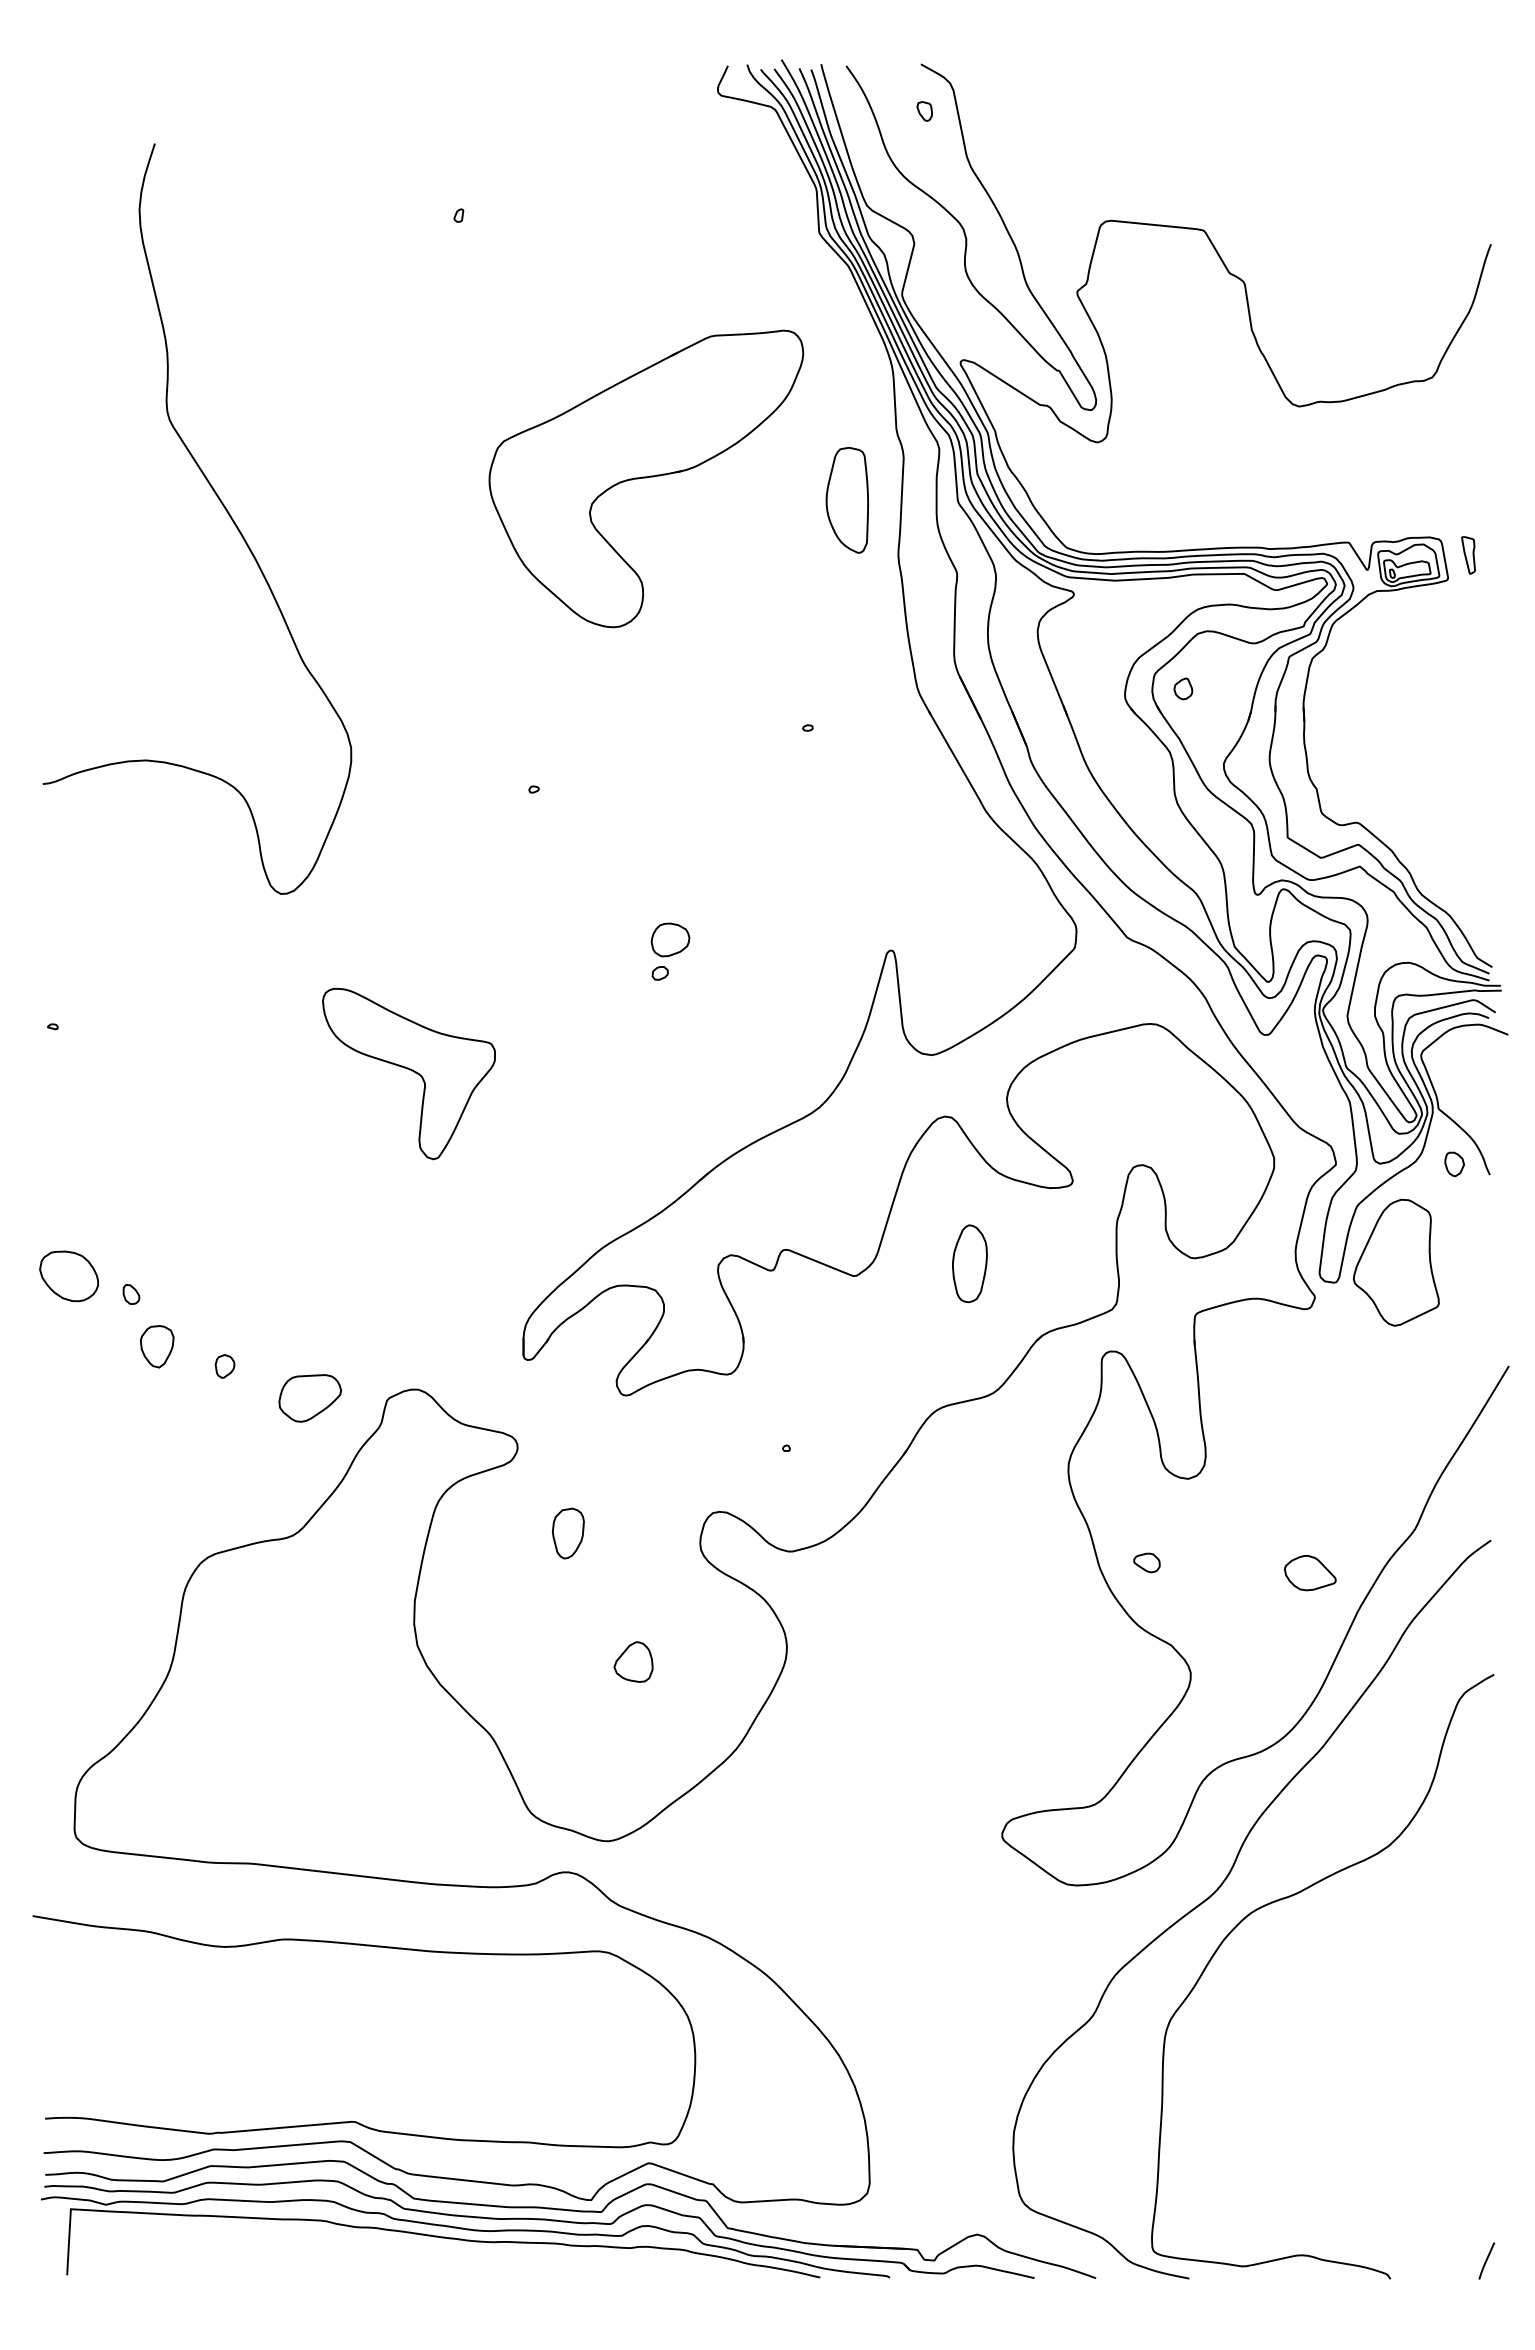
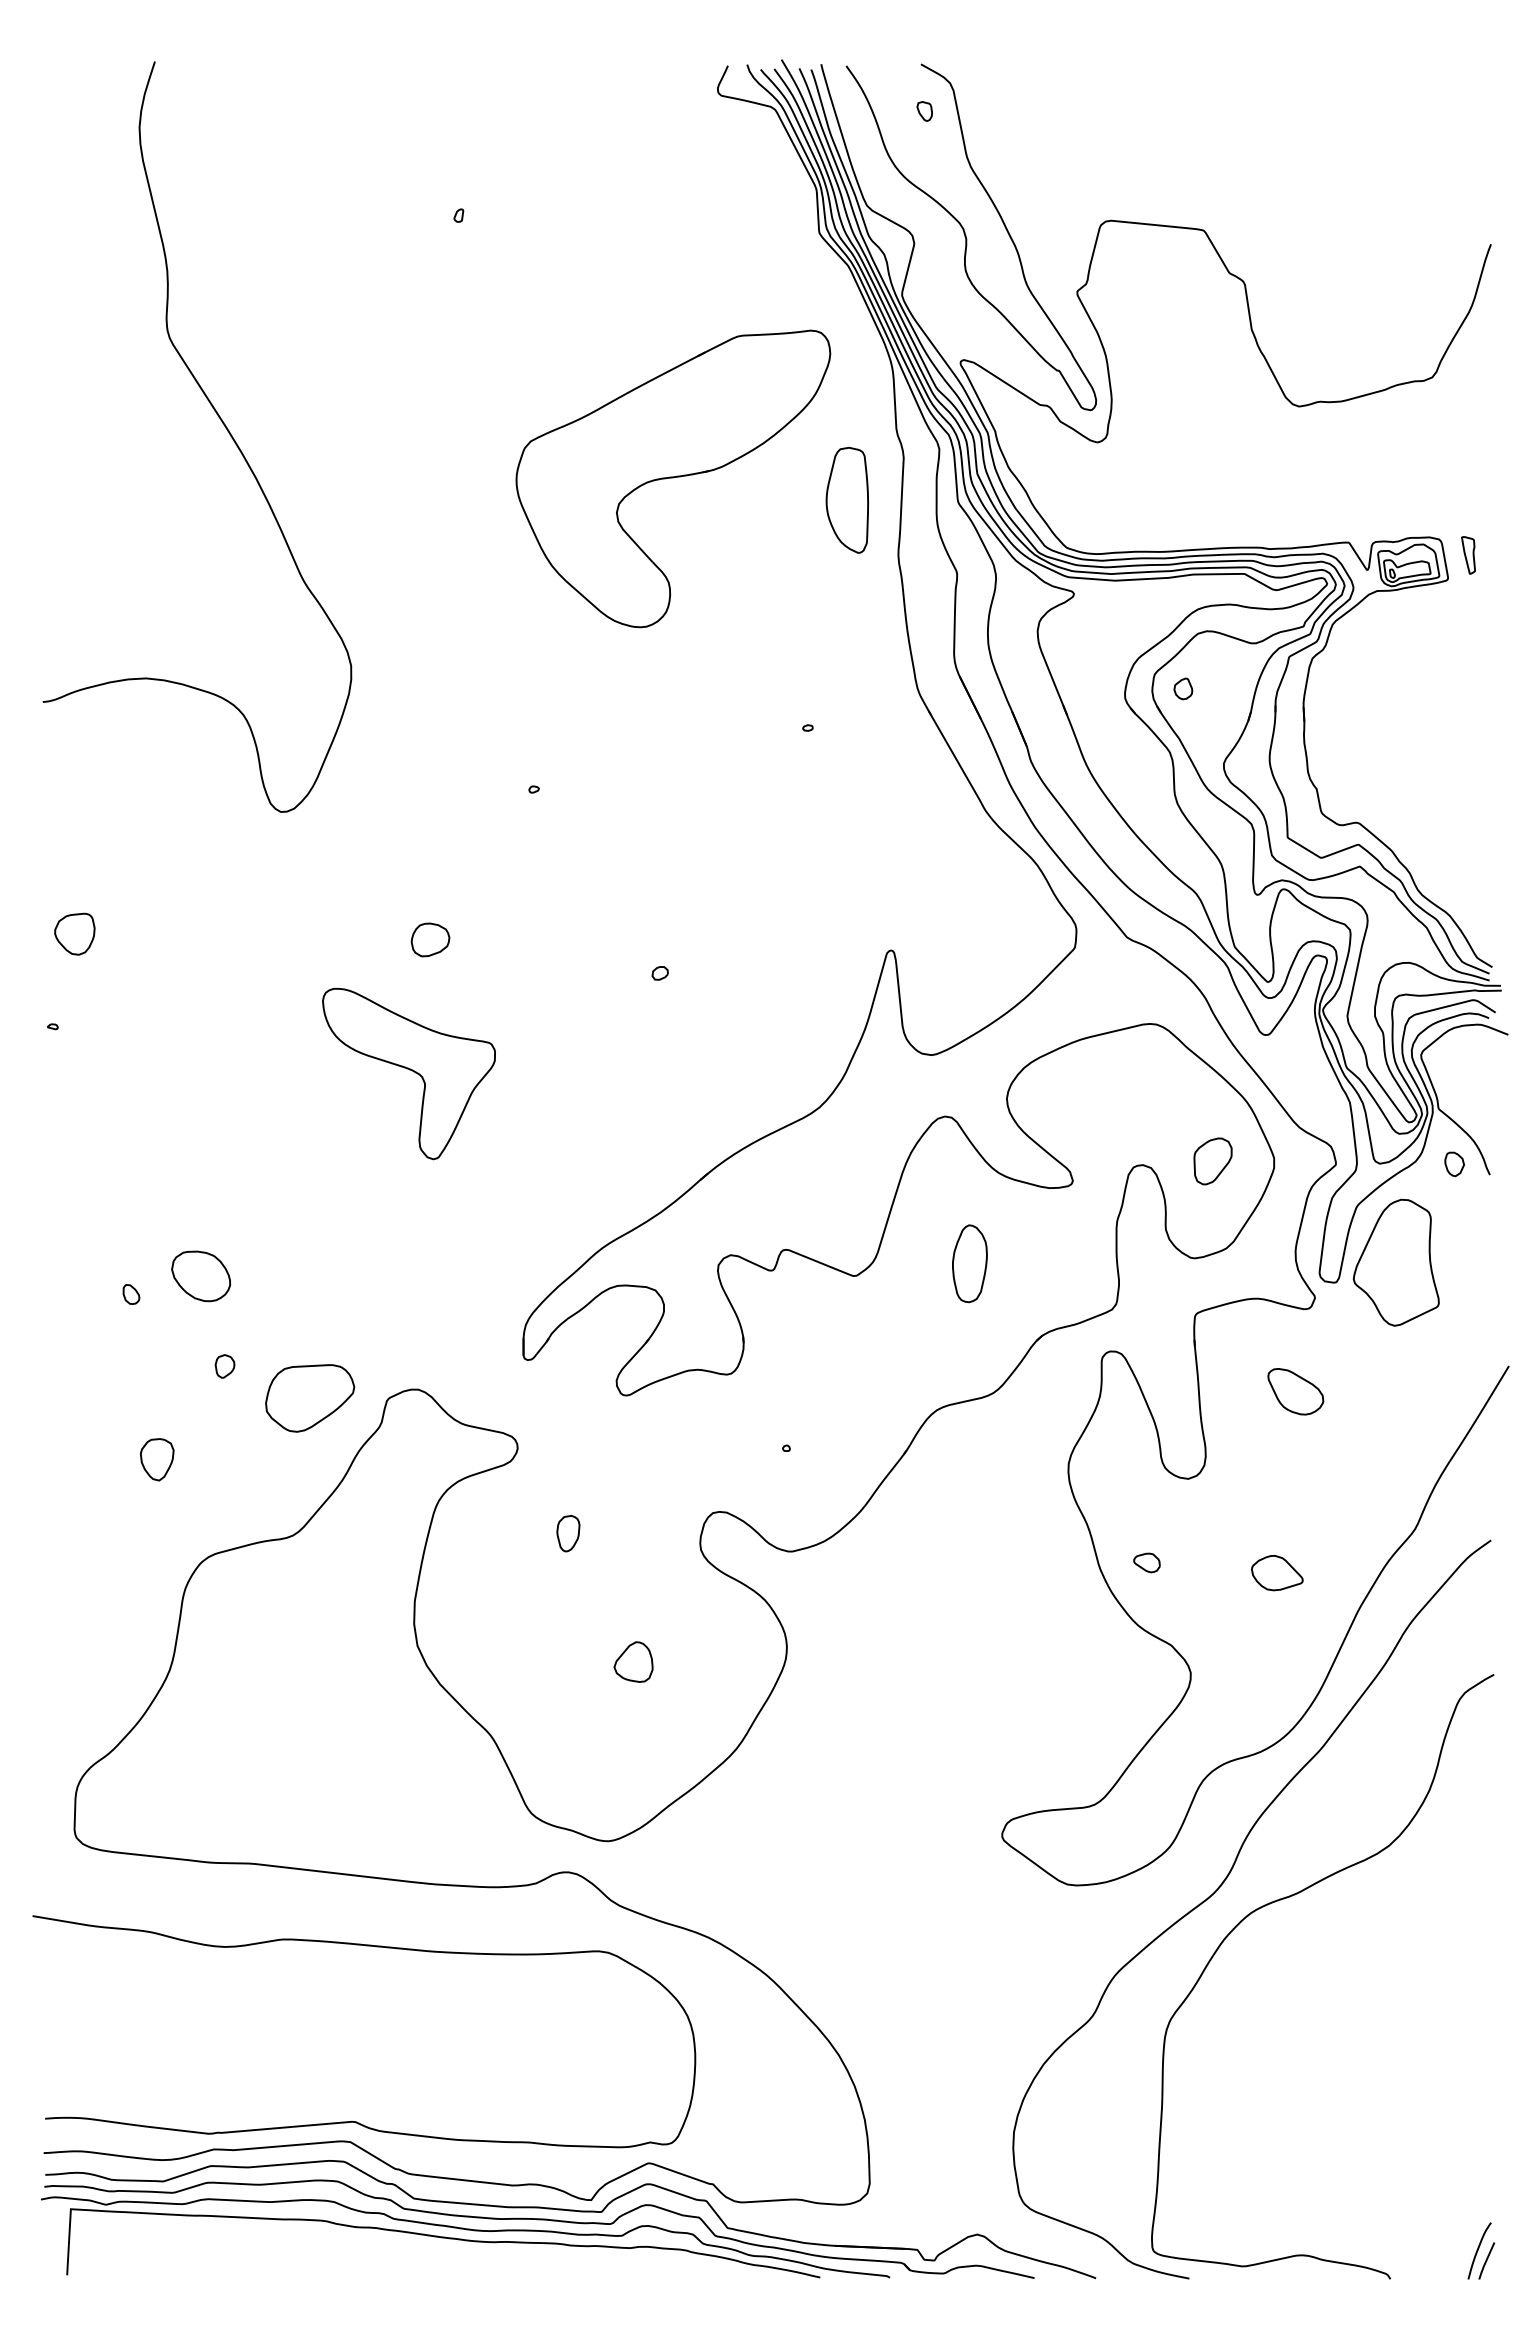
part position: (646, 478) -> (673, 478) (673, 478)
curve position: (220, 502) -> (220, 420) (220, 420)
part: none -> present (74, 933)
part position: (670, 939) -> (430, 939) (430, 939)
part: none -> present (1212, 1161)
part position: (68, 1276) -> (200, 1276) (200, 1276)
part position: (157, 1346) -> (157, 1459) (157, 1459)
part: none -> present (1295, 1391)
part size: 64x49 px -> 91x69 px (310, 1398)
part size: 34x53 px -> 25x38 px (568, 1533)
part position: (1310, 1573) -> (1277, 1573) (1277, 1573)
curve: none -> present (1478, 2250)
